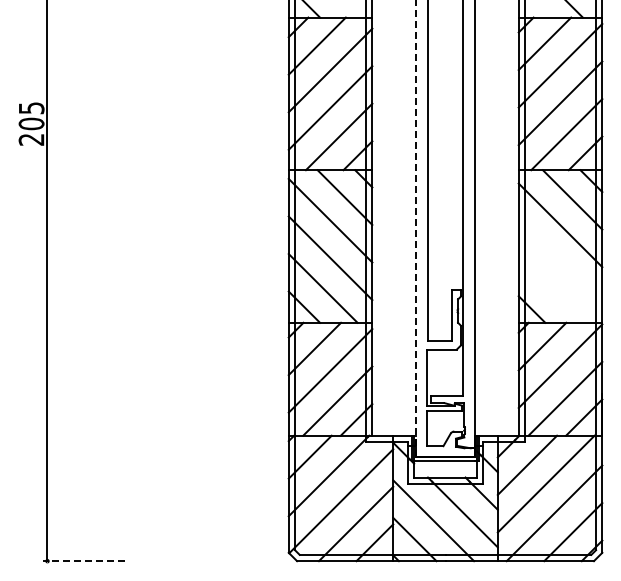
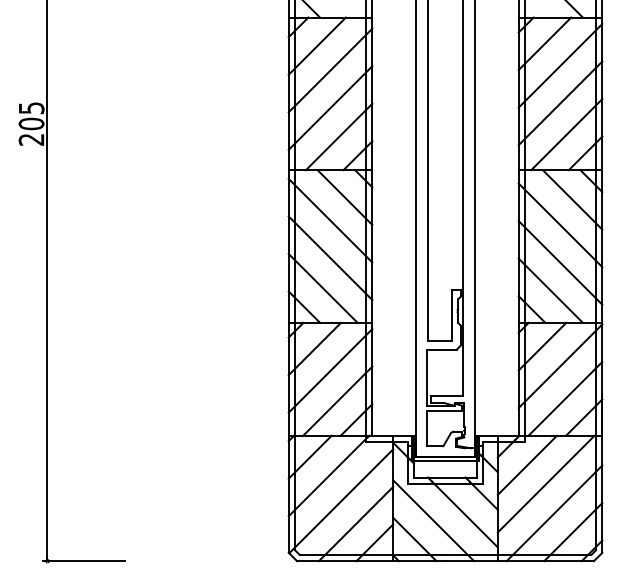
line: dashed -> solid (416, 228)
line: none -> present (560, 262)
line: none -> present (550, 290)
line: dashed -> solid (84, 561)
